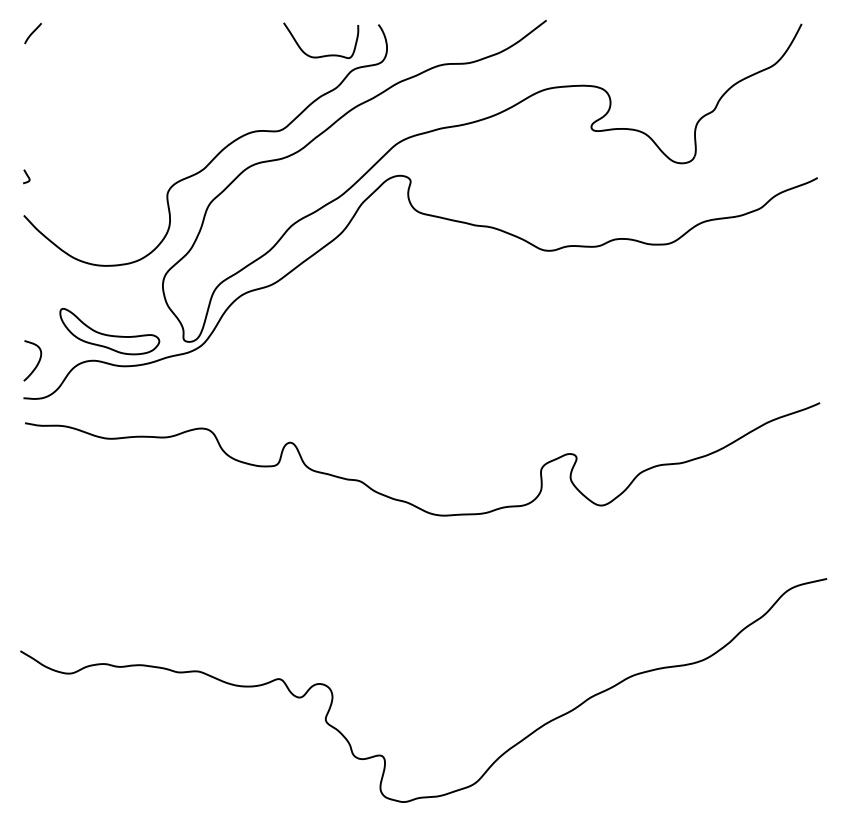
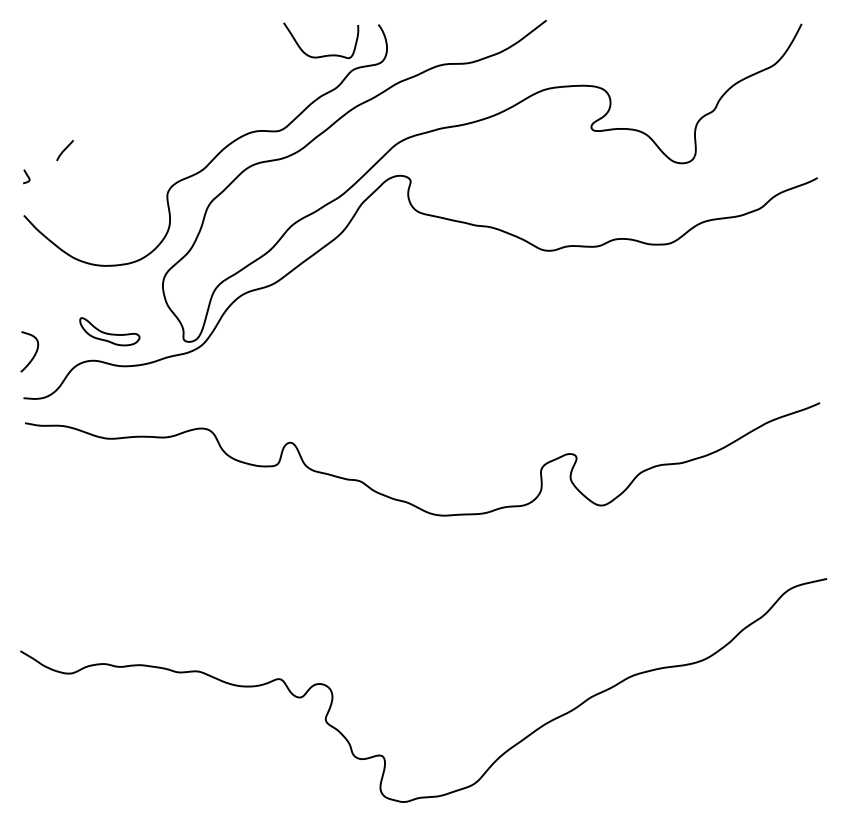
curve position: (32, 33) -> (64, 150) (64, 150)
part size: 102x48 px -> 62x30 px (109, 331)
curve position: (37, 362) -> (34, 353) (34, 353)
